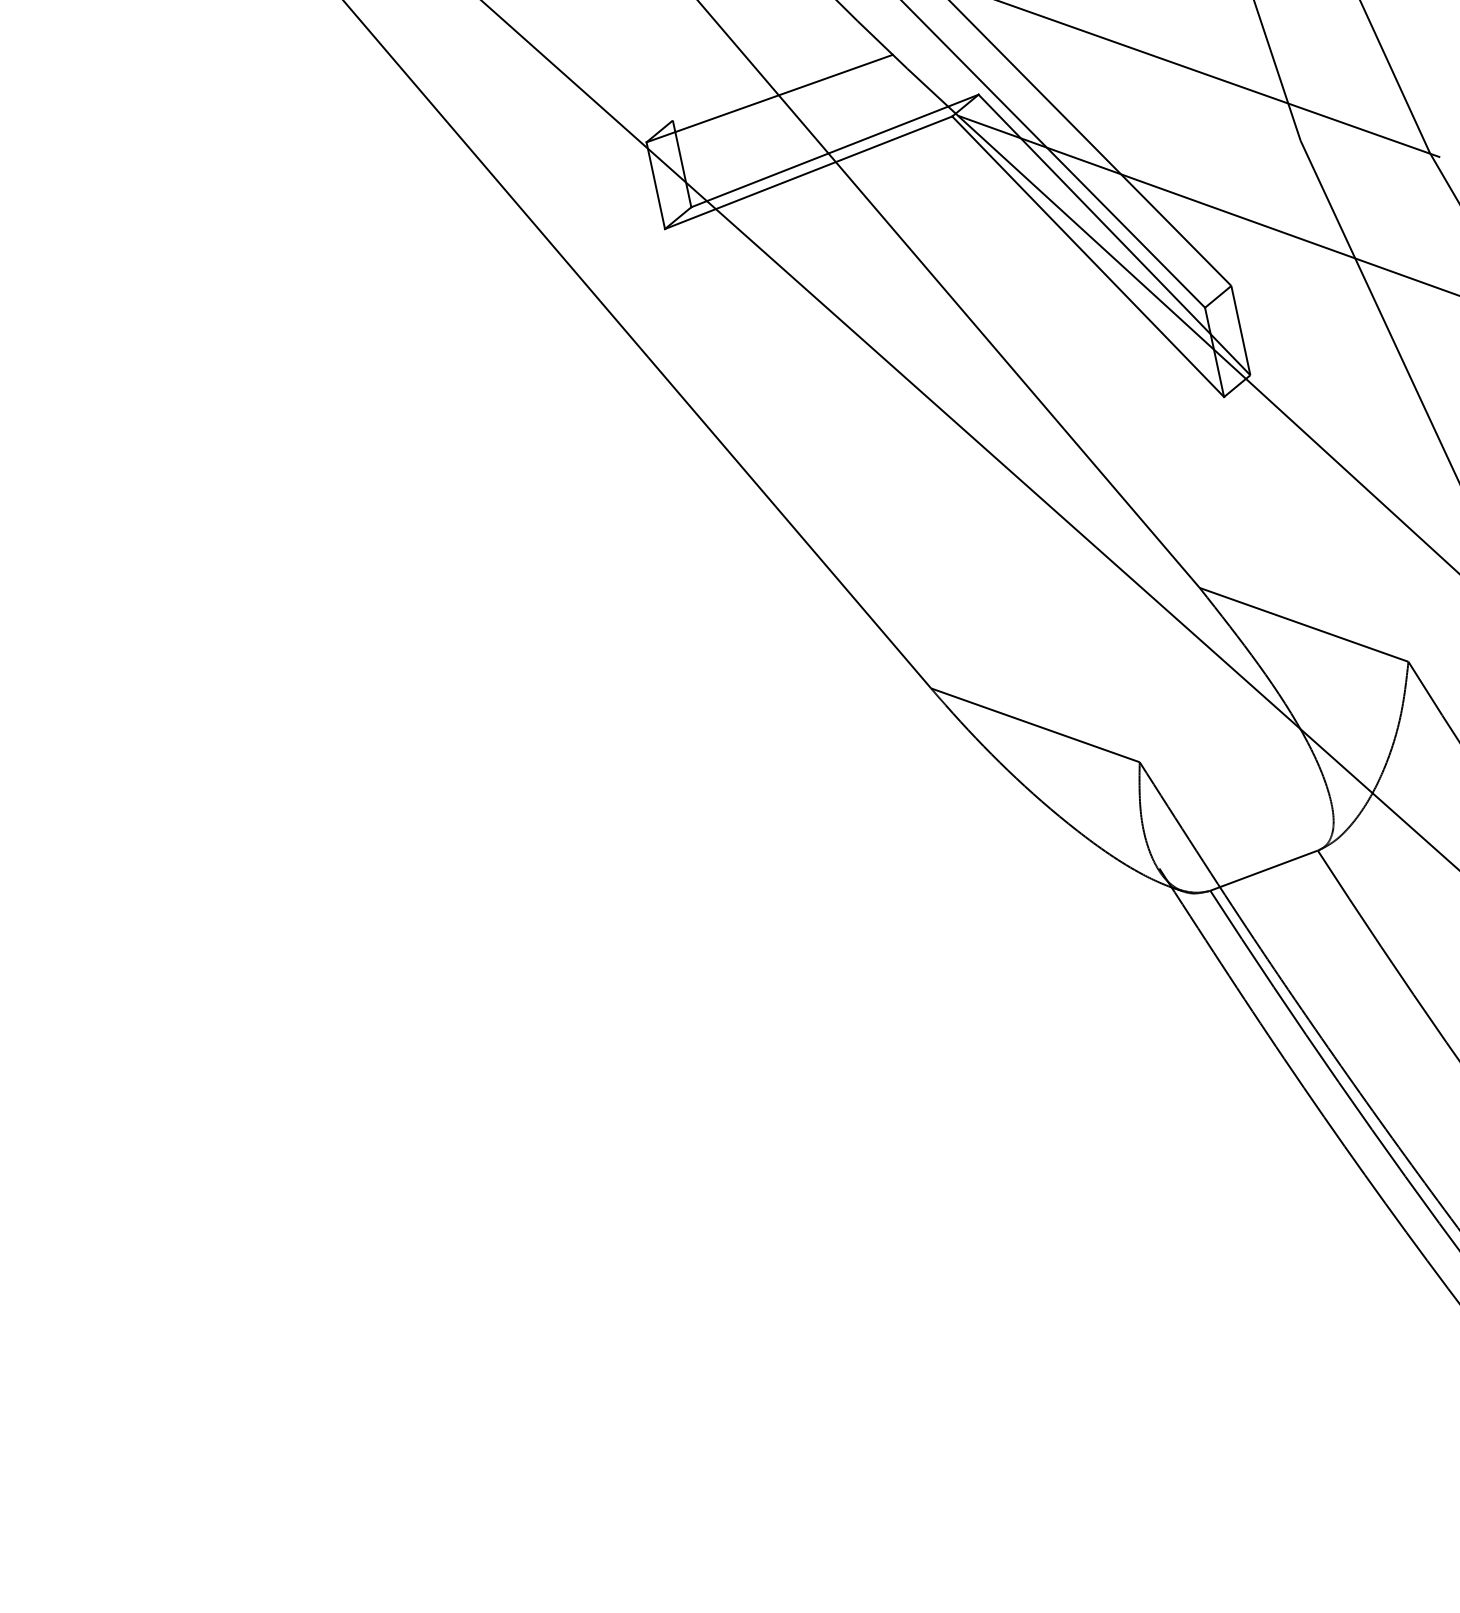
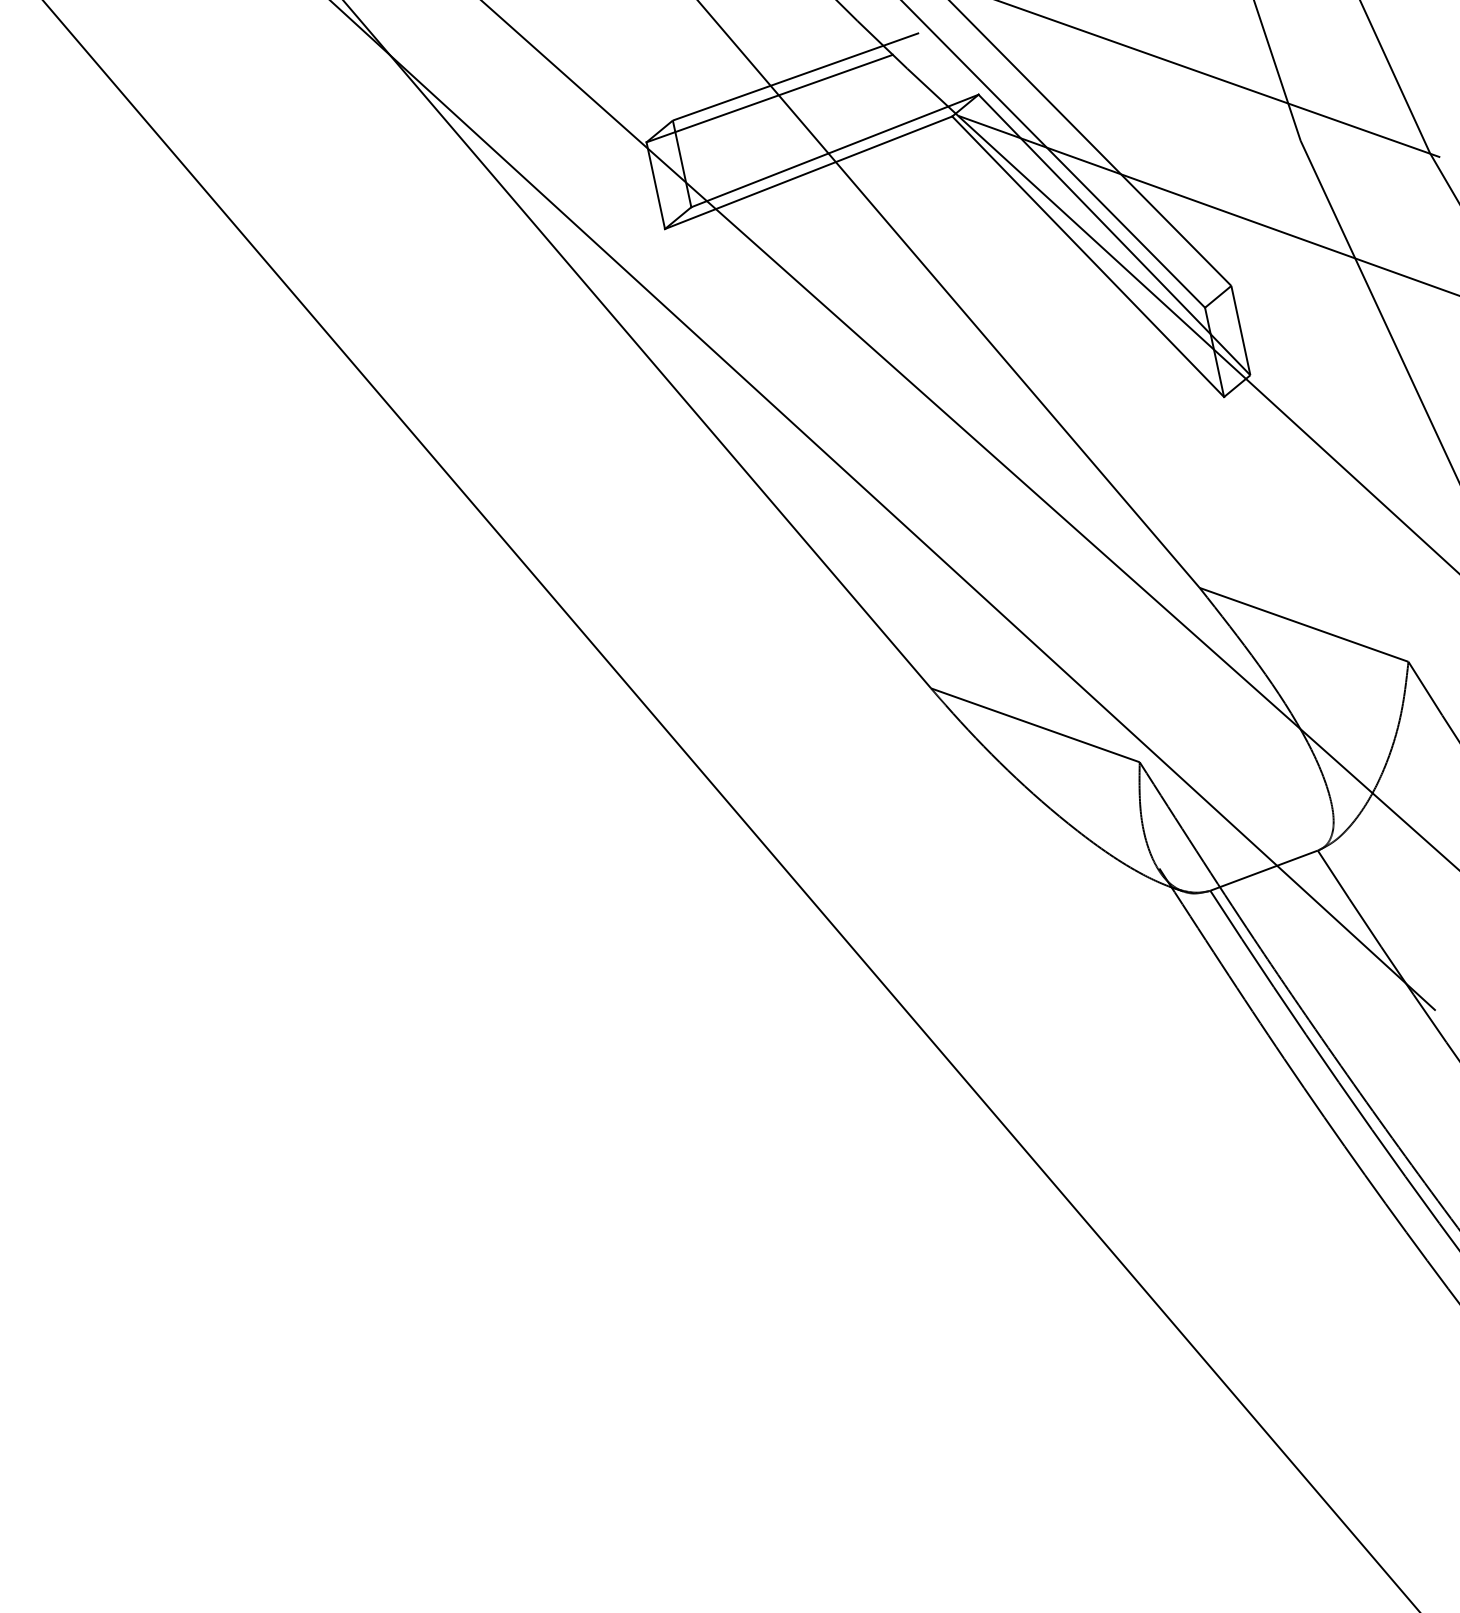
line: none -> present (795, 76)
line: none -> present (882, 506)
line: none -> present (730, 805)
